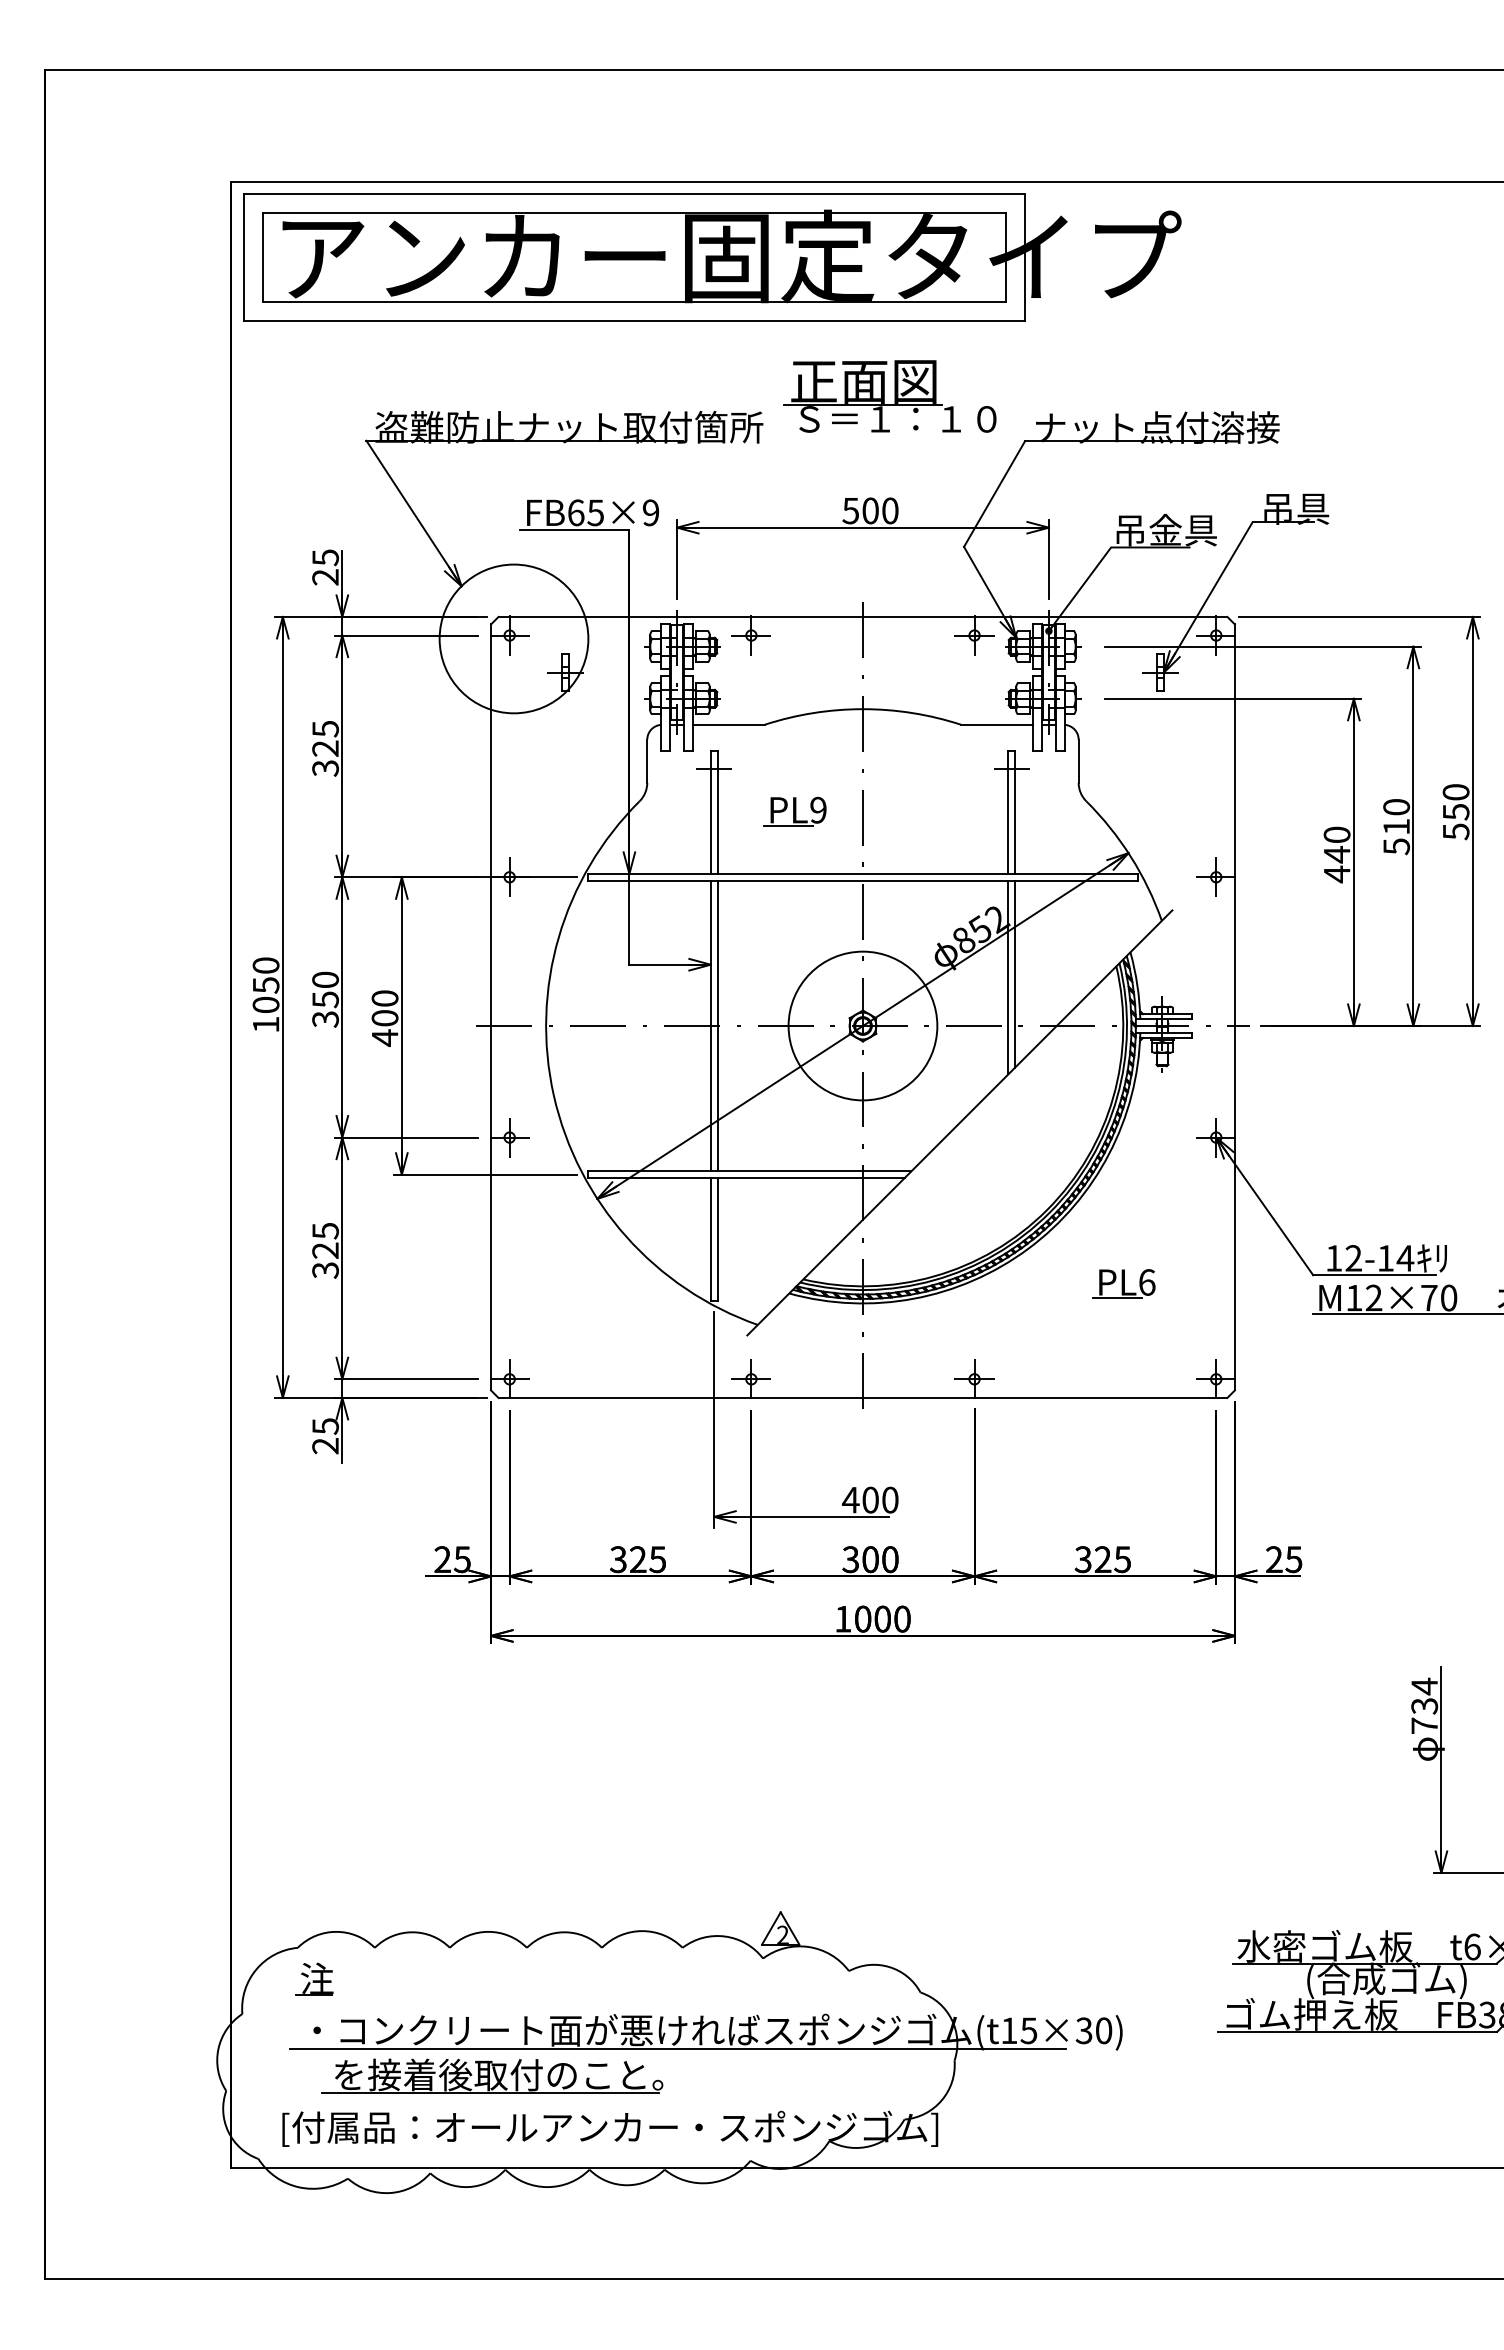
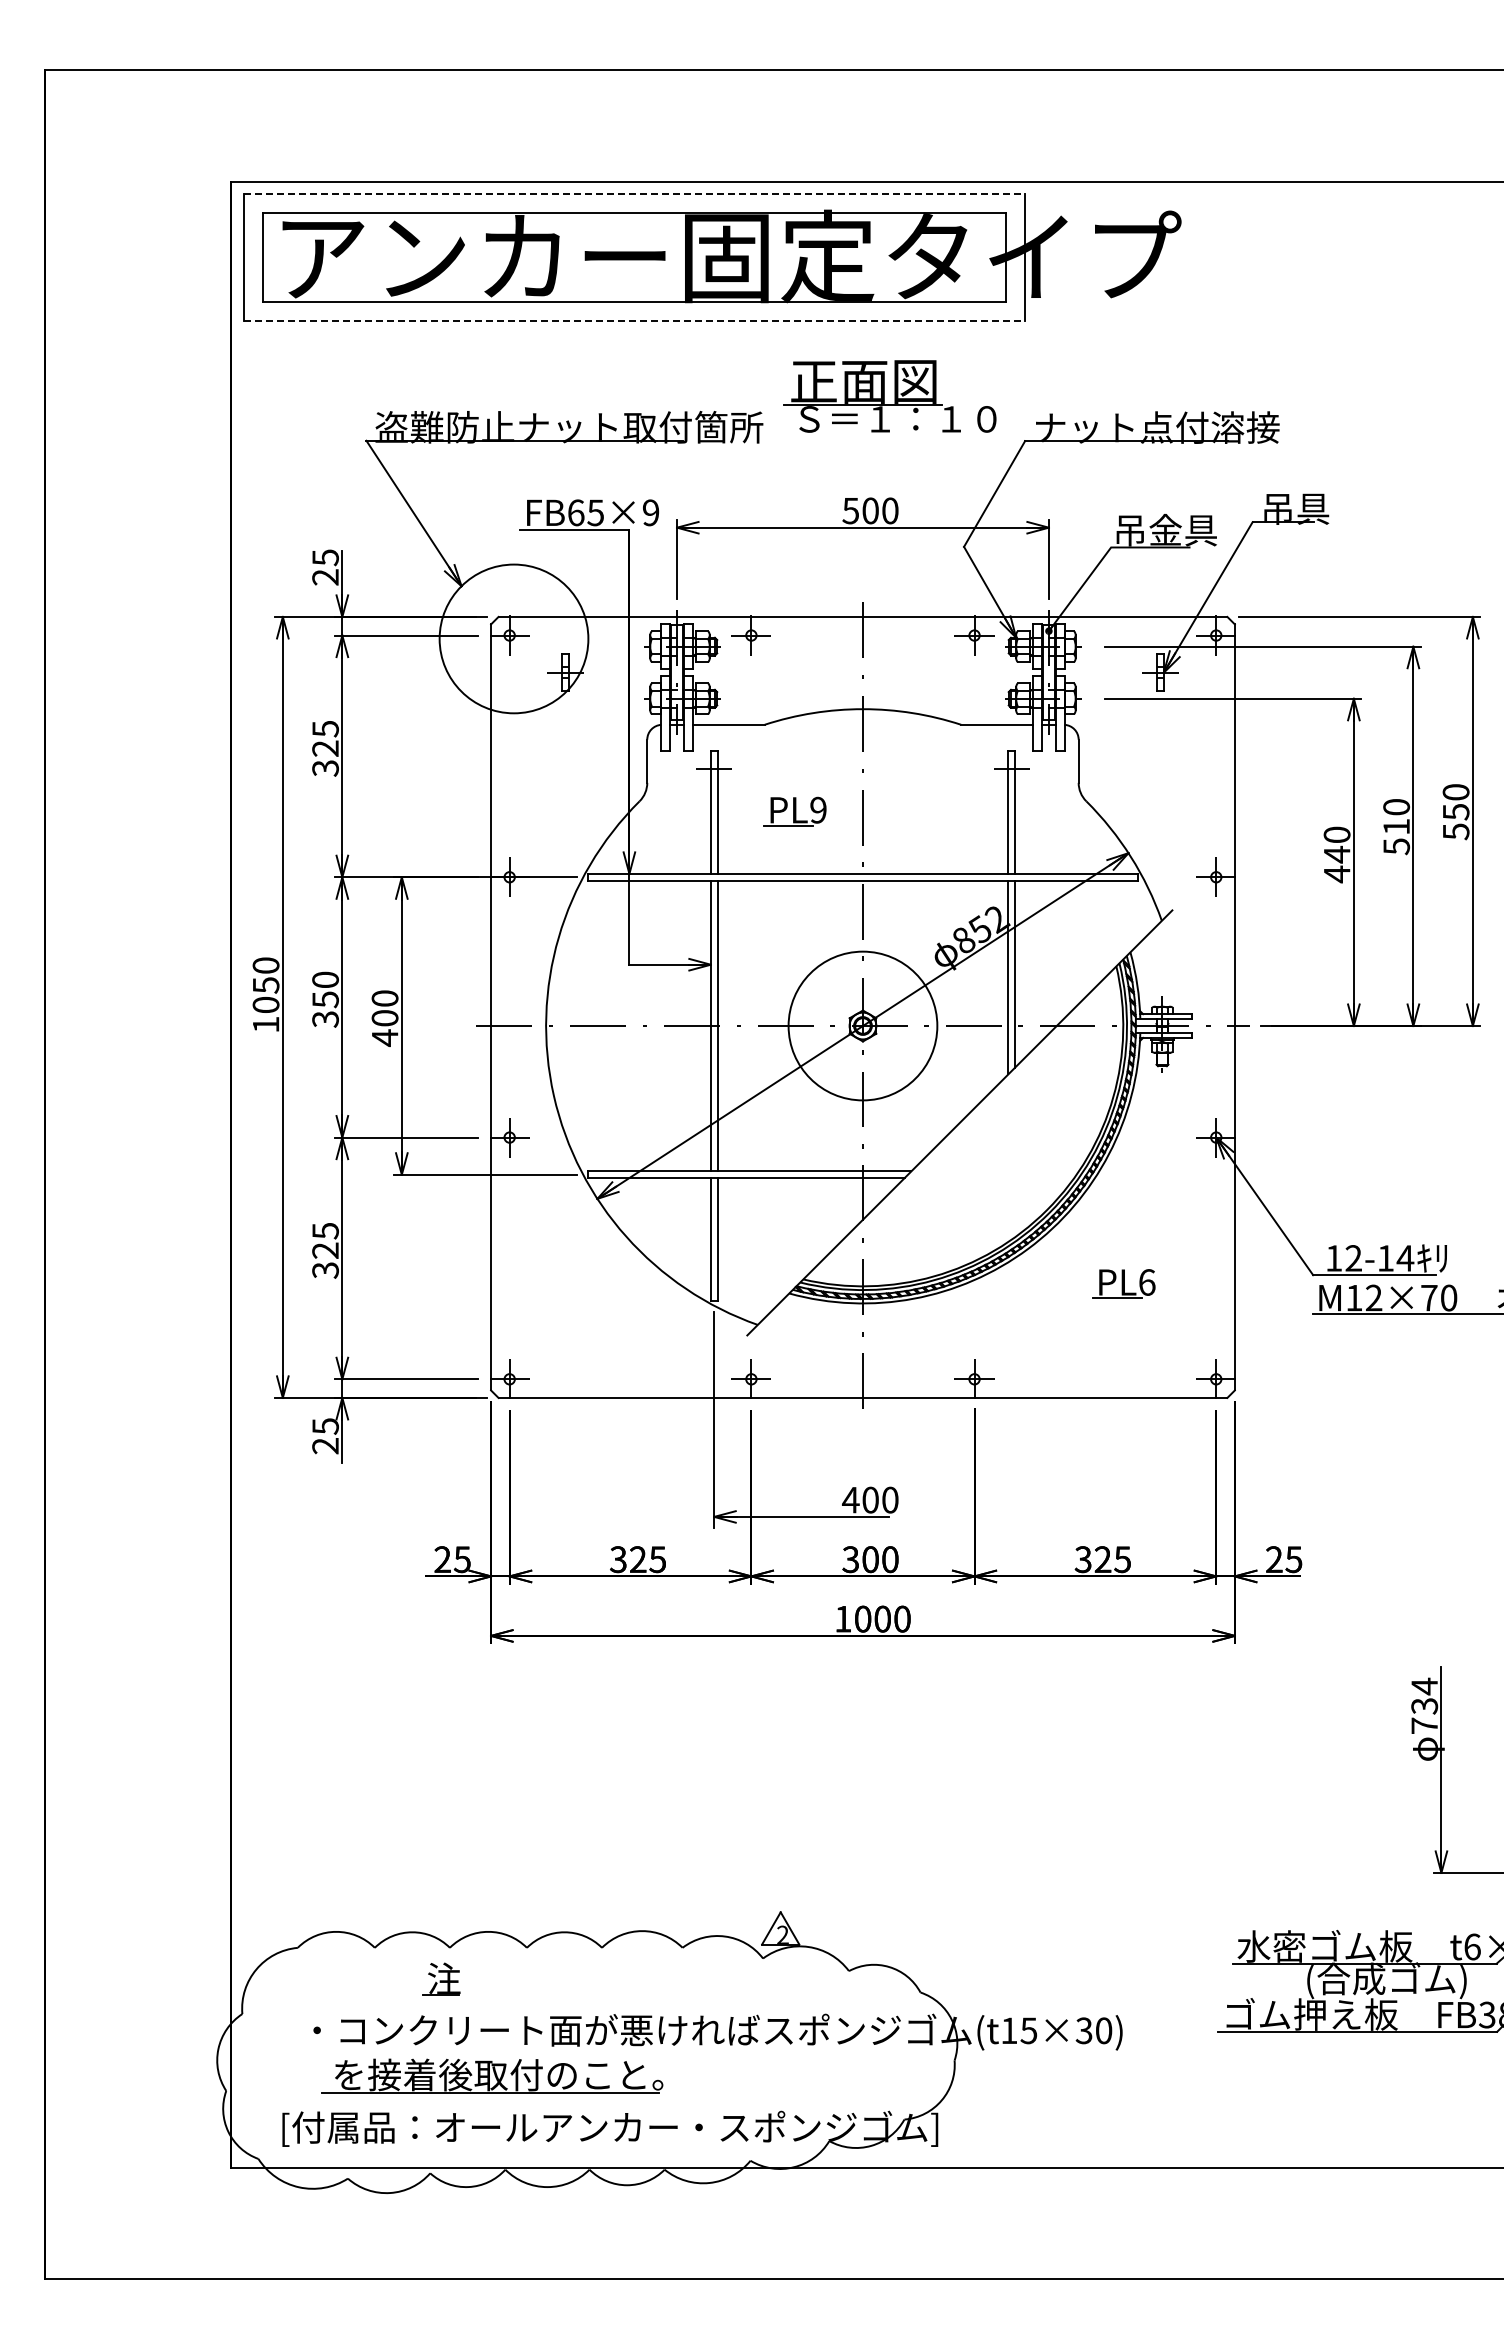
line: solid -> dashed (634, 194)
line: solid -> dashed (634, 320)
part position: (314, 1978) -> (441, 1978) (441, 1978)
line: present -> none (677, 2048)
